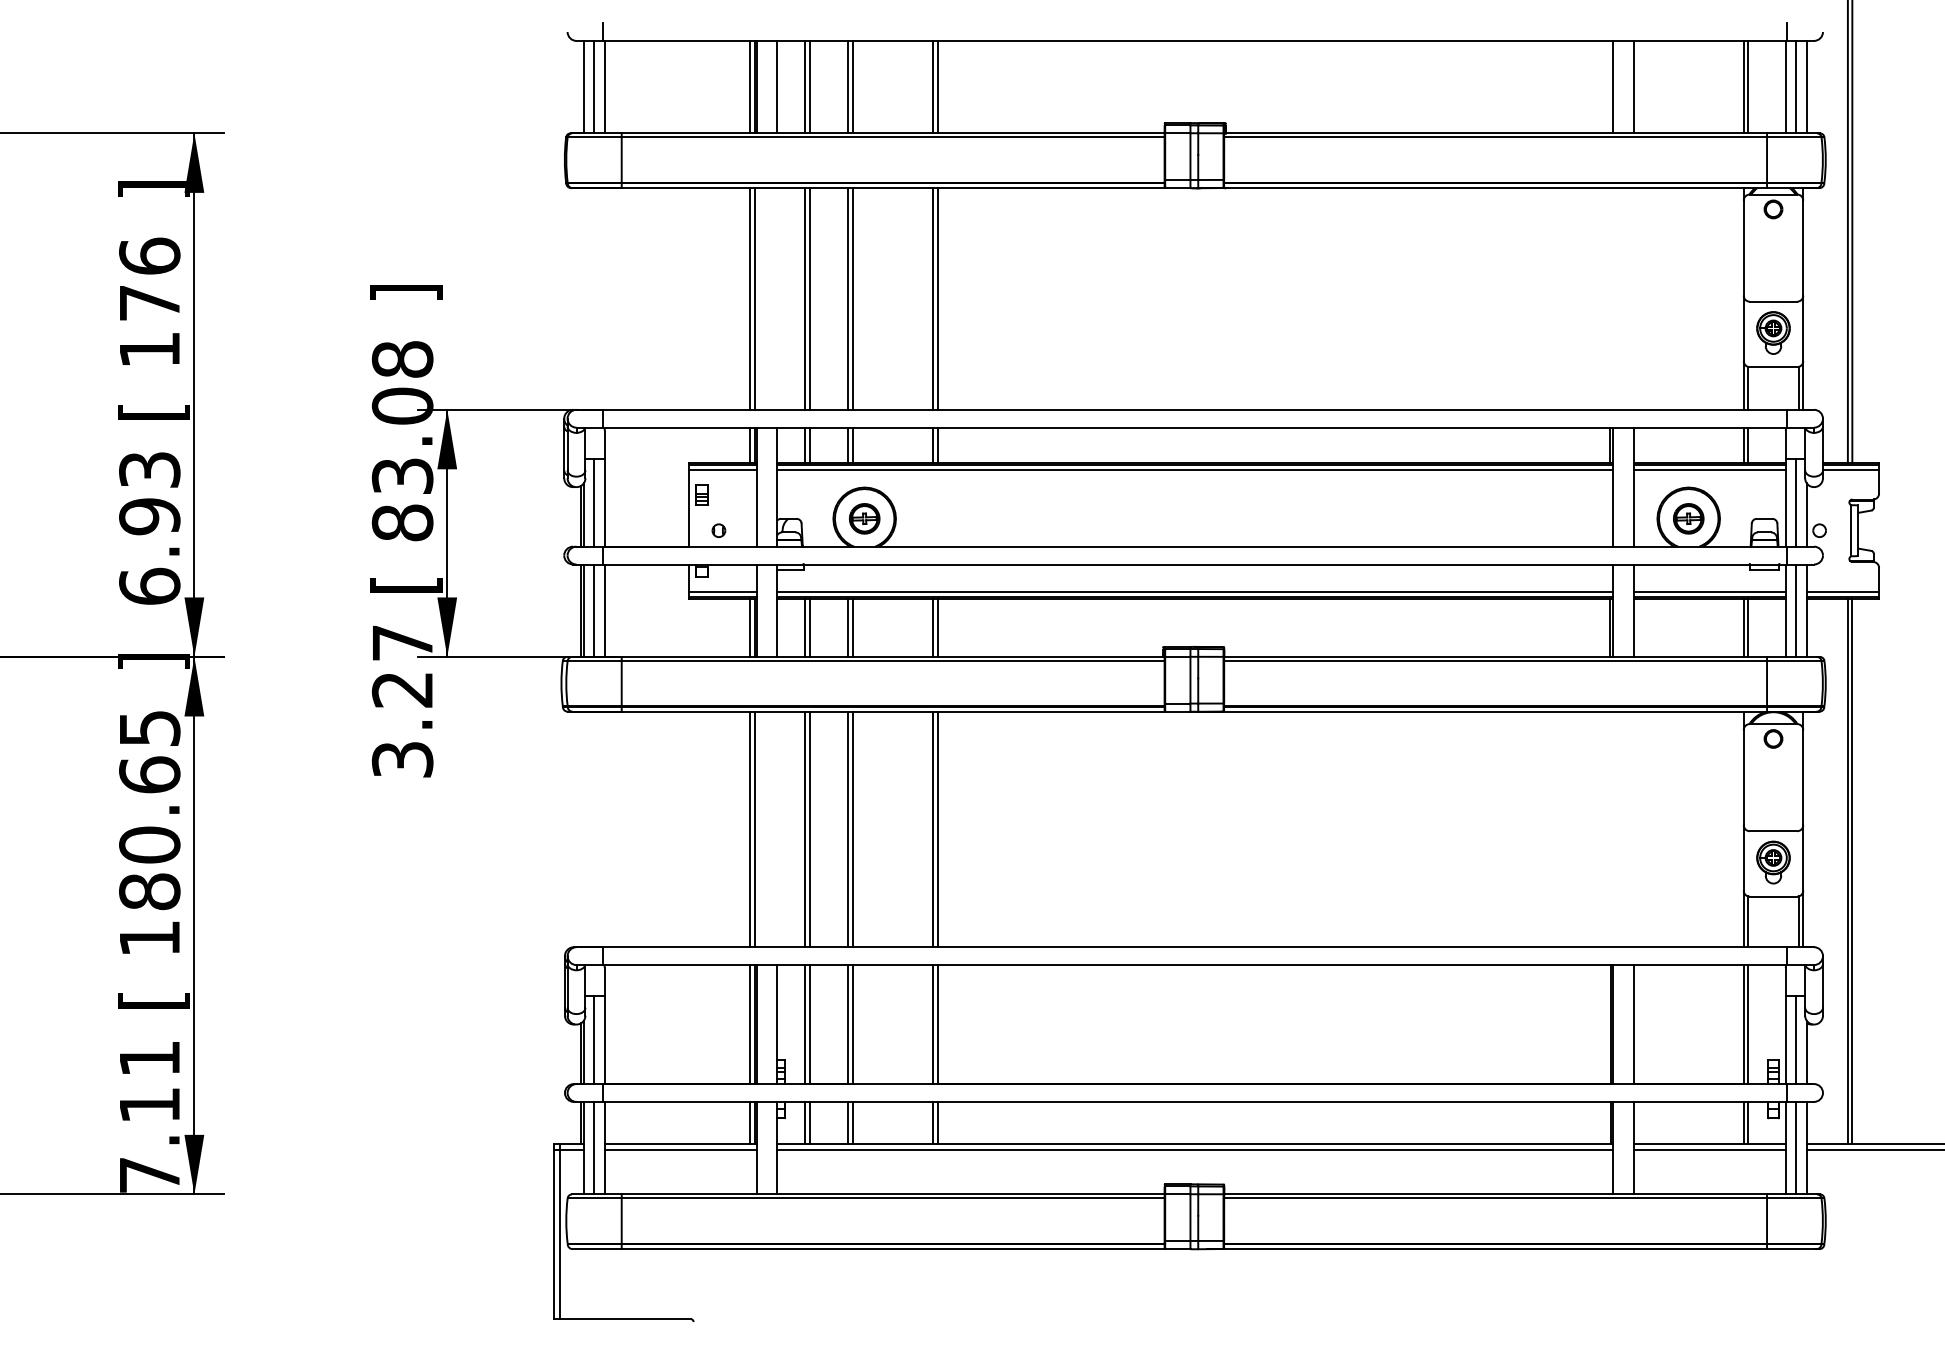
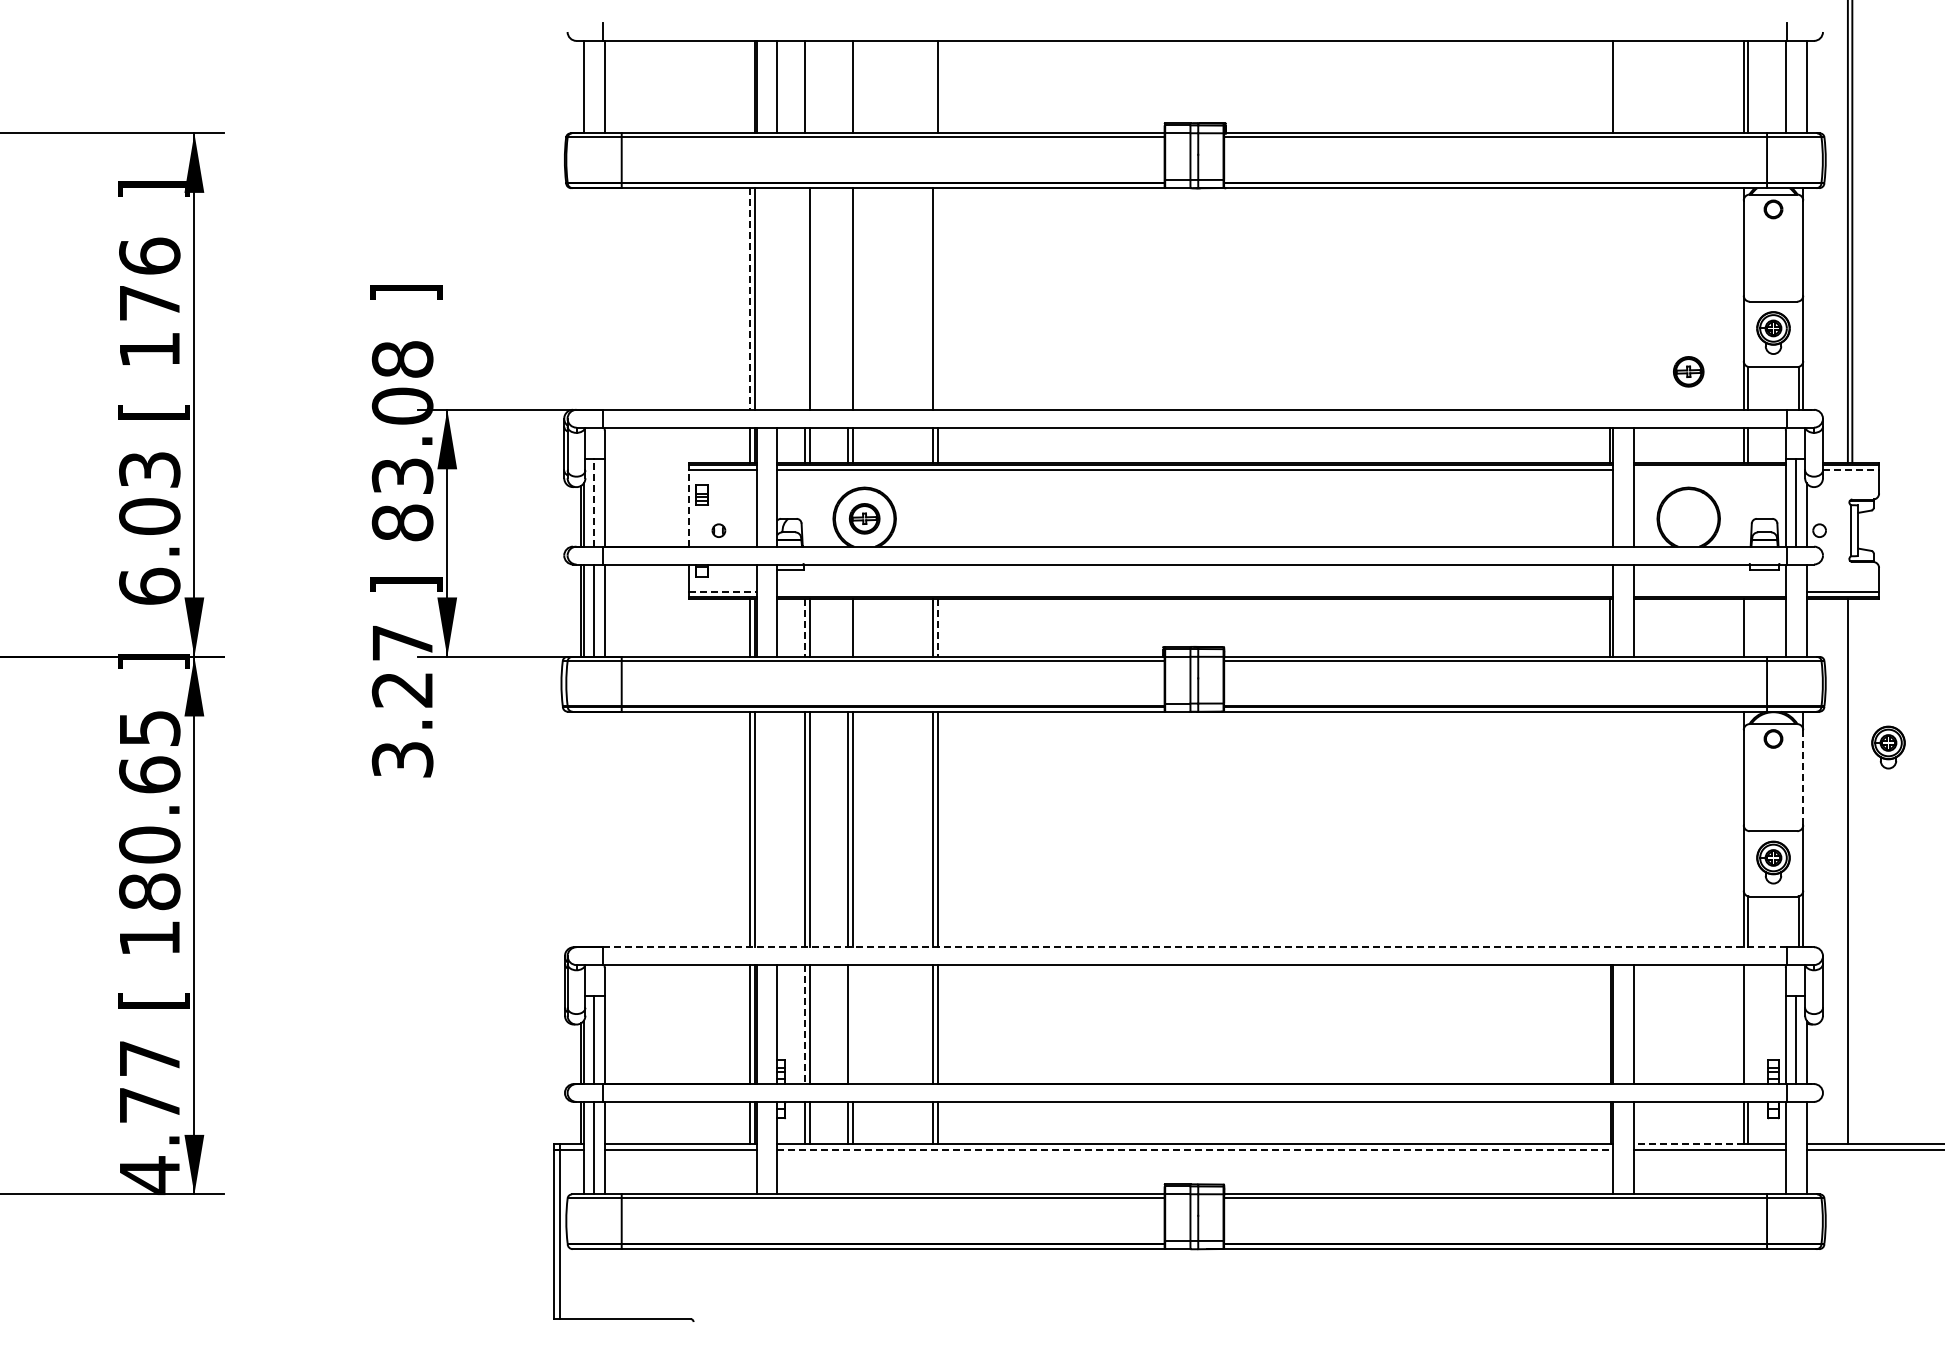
line: present -> none (594, 86)
line: present -> none (750, 86)
line: present -> none (809, 86)
line: present -> none (848, 86)
line: present -> none (933, 86)
line: present -> none (1634, 86)
line: present -> none (1796, 86)
line: solid -> dashed (750, 298)
line: present -> none (805, 298)
line: present -> none (848, 298)
line: present -> none (937, 298)
line: present -> none (1709, 469)
line: solid -> dashed (1851, 469)
line: solid -> dashed (594, 502)
line: solid -> dashed (689, 508)
text: 6.93 -> 6.03 (149, 516)
part position: (1688, 518) -> (1688, 371) (1688, 371)
text: [ -> ] (406, 584)
line: solid -> dashed (722, 591)
line: present -> none (1195, 591)
line: present -> none (1709, 591)
line: present -> none (1796, 610)
line: present -> none (848, 627)
line: present -> none (1748, 627)
line: solid -> dashed (805, 628)
line: solid -> dashed (937, 628)
part: none -> present (1888, 747)
line: solid -> dashed (1803, 777)
line: present -> none (1852, 870)
line: solid -> dashed (1194, 947)
line: present -> none (852, 1024)
line: present -> none (1748, 1024)
line: solid -> dashed (805, 1025)
text: 7.11 -> 4.77 (149, 1116)
line: solid -> dashed (1688, 1143)
line: present -> none (1796, 1147)
line: solid -> dashed (1195, 1150)
